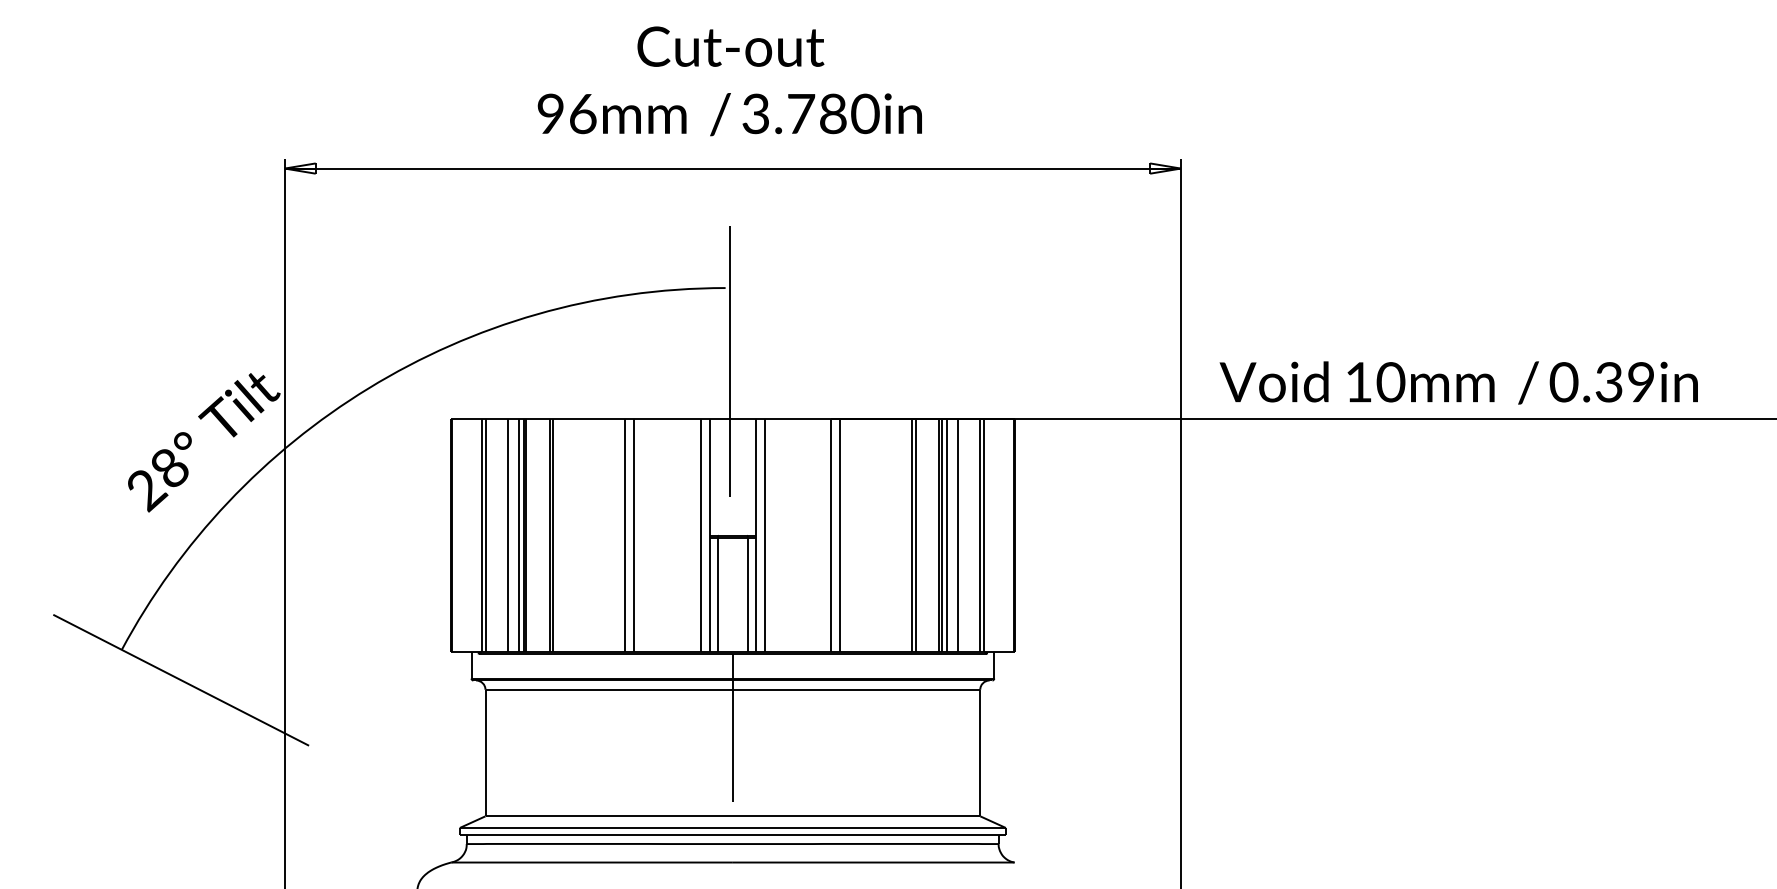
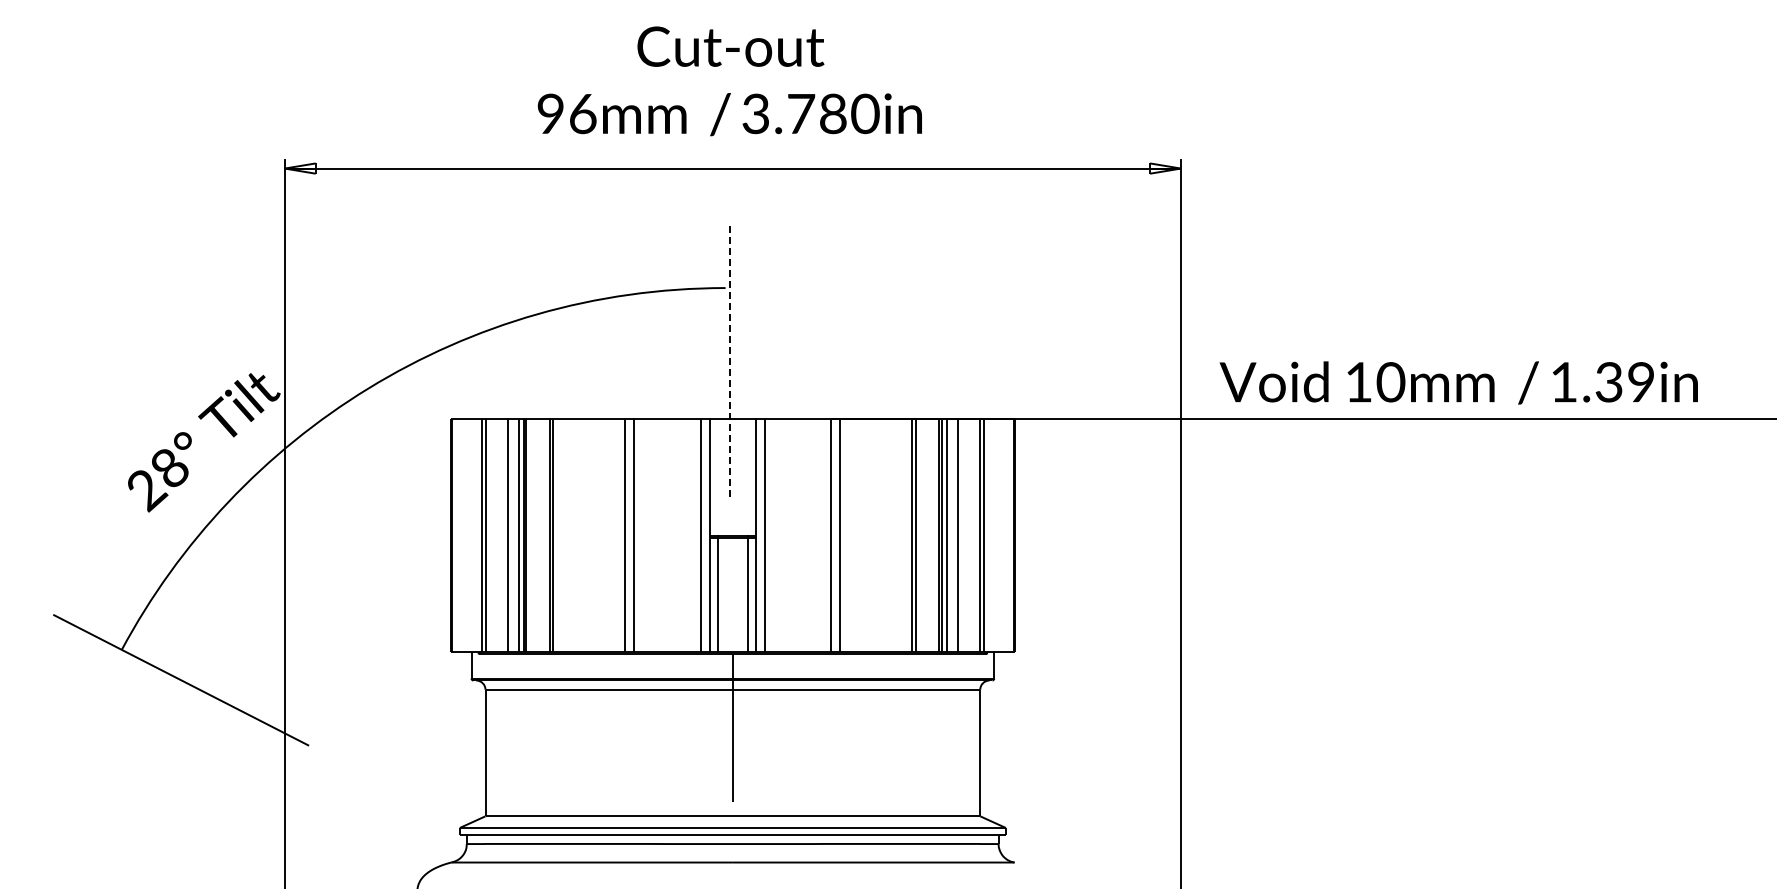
line: solid -> dashed (729, 361)
text: 0.39in -> 1.39in (1563, 382)
